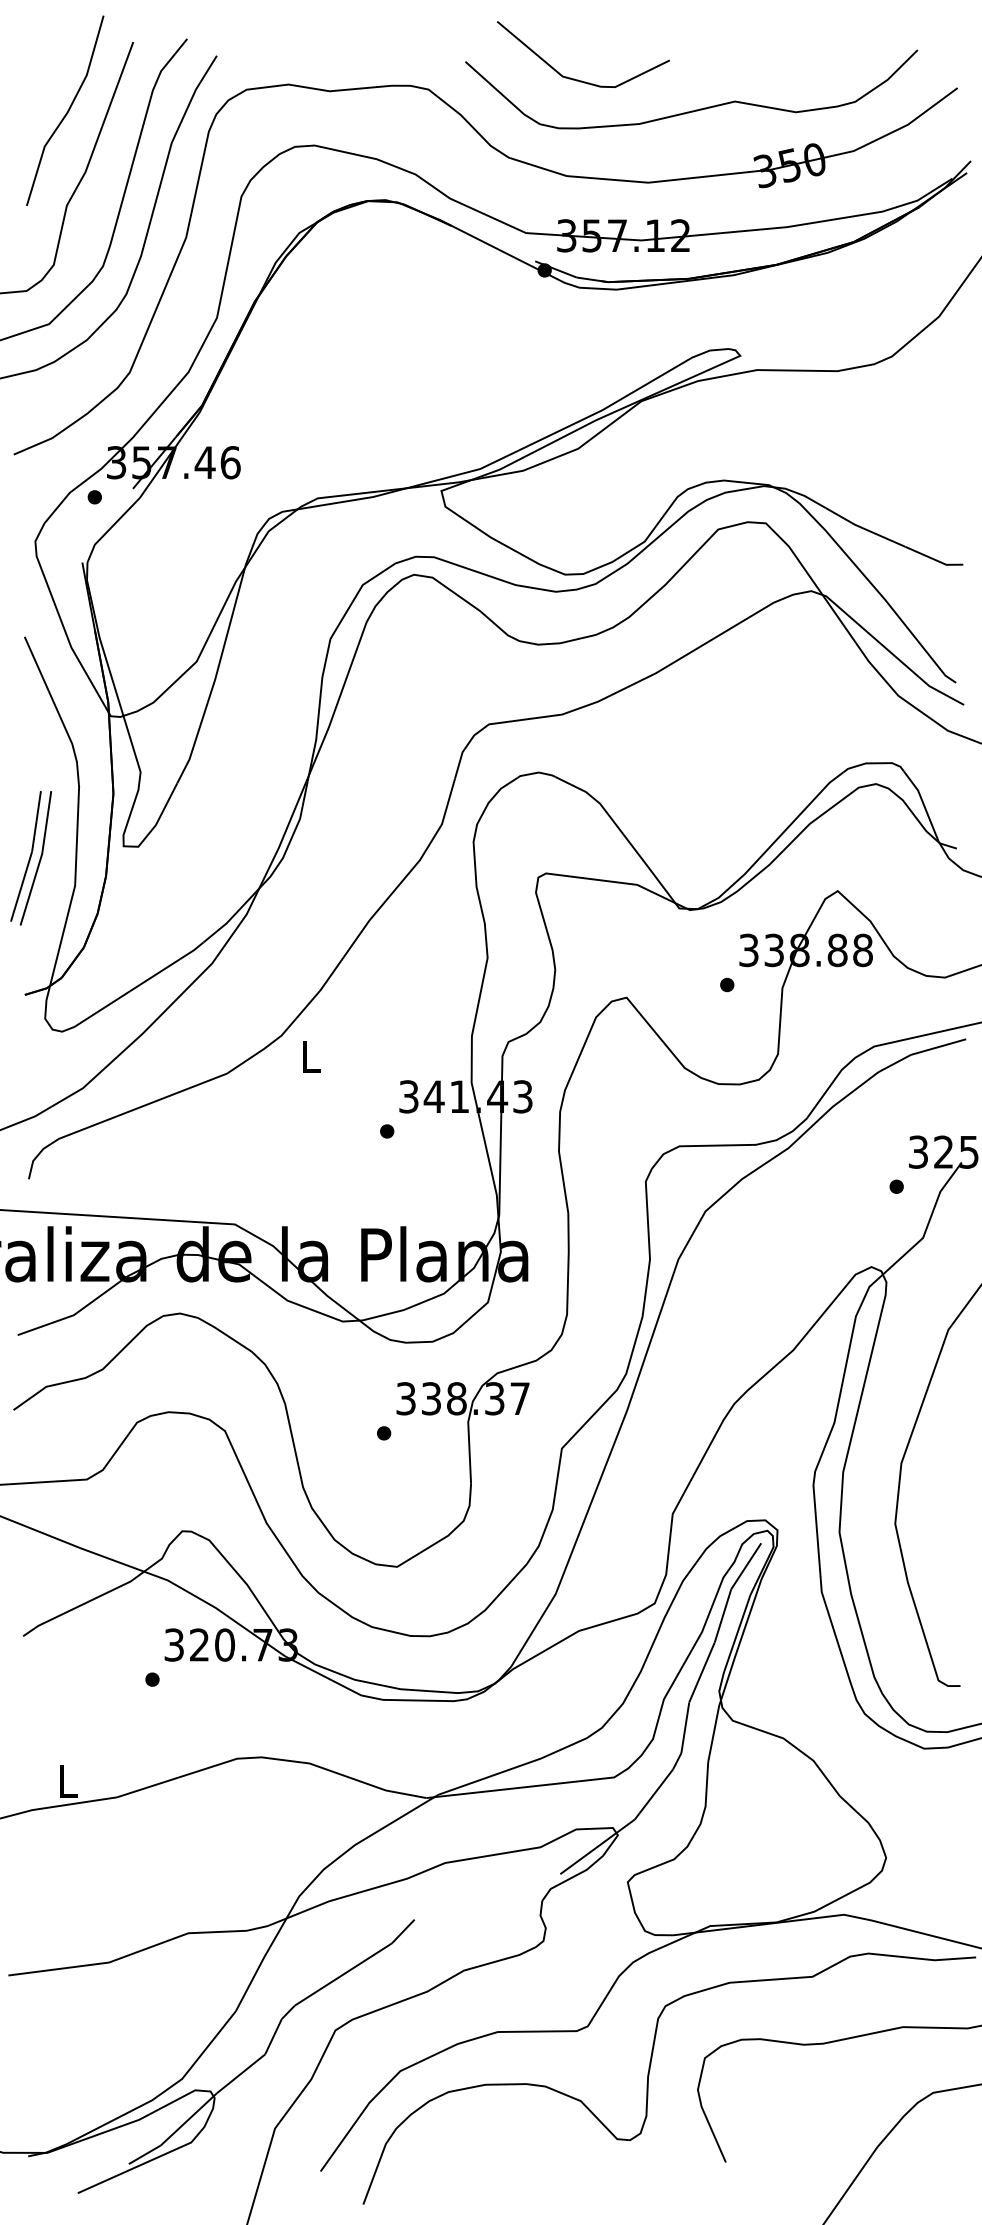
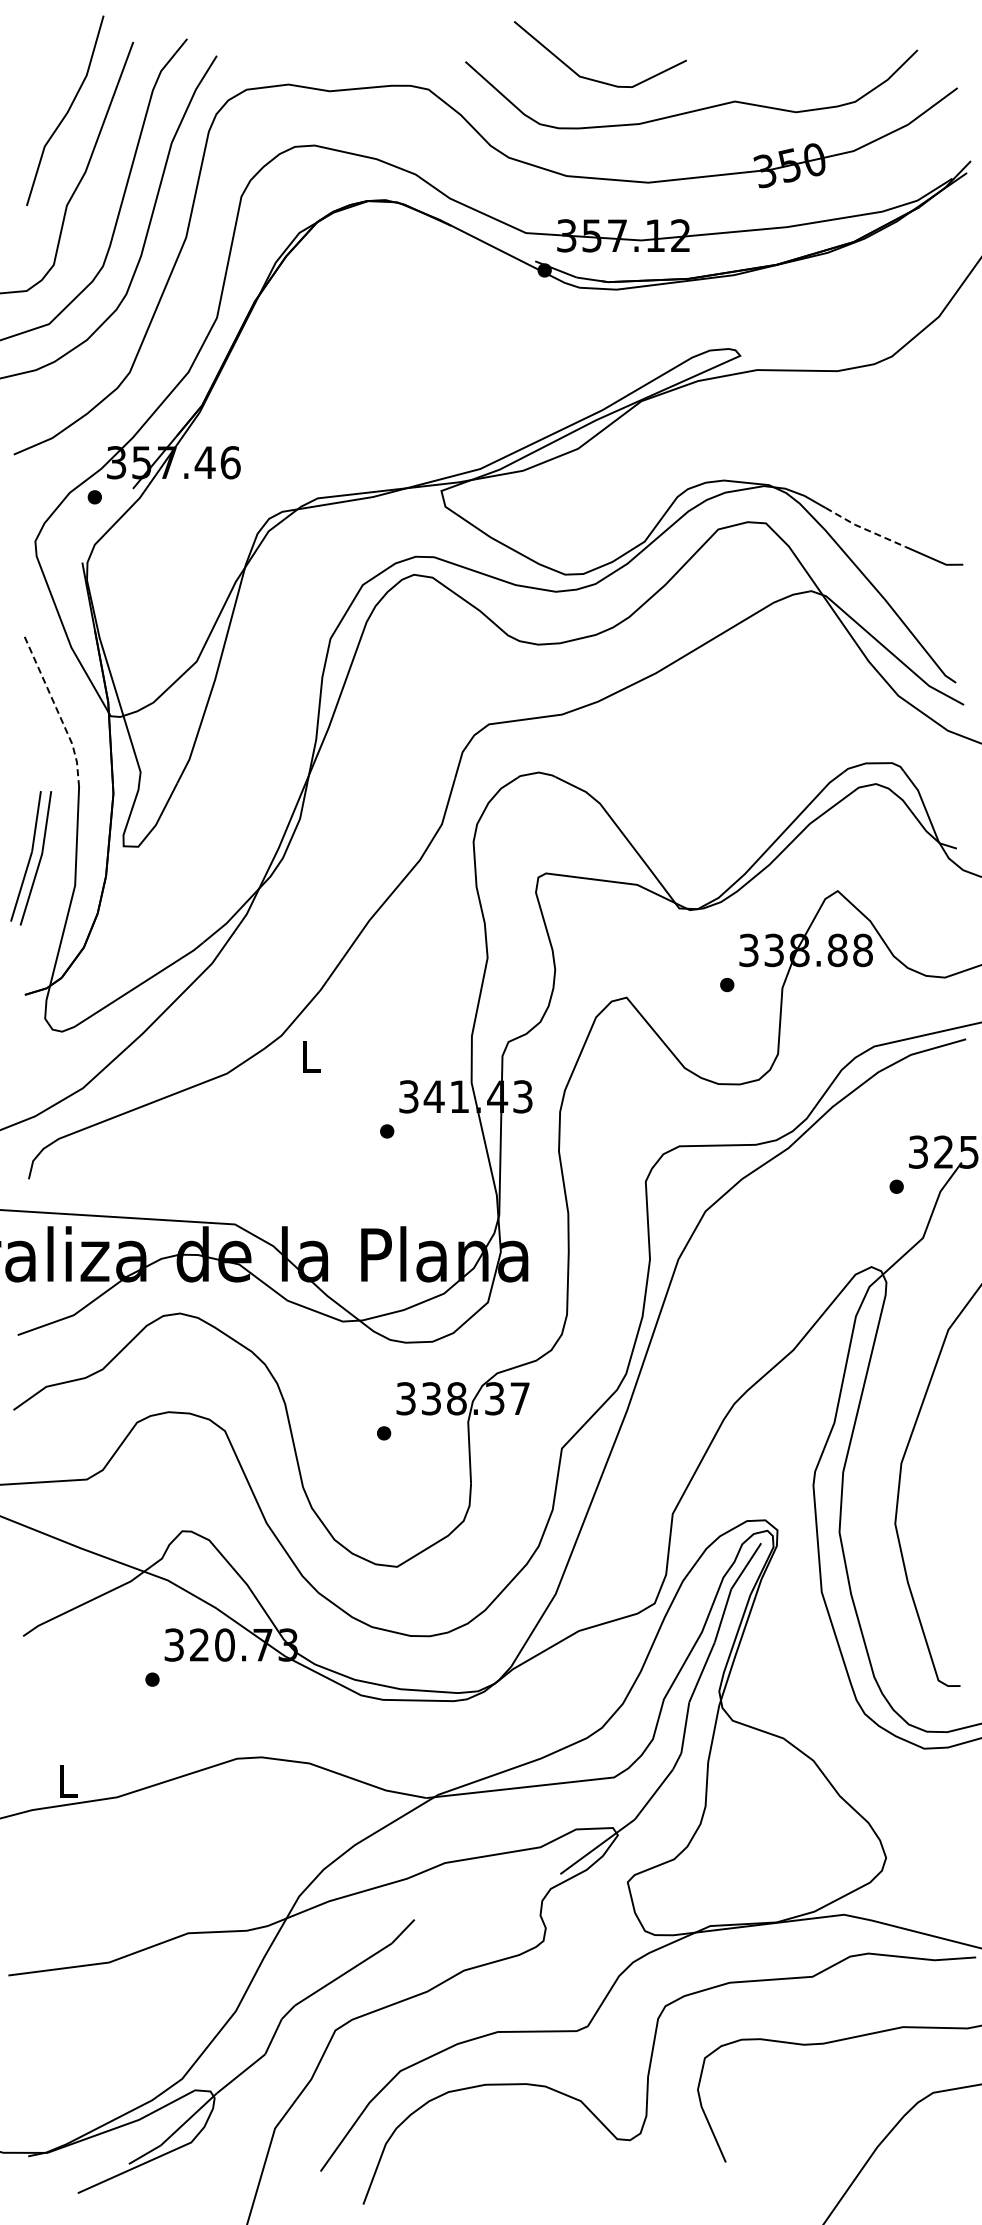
line position: (574, 78) -> (591, 78) (591, 78)
line: solid -> dashed (864, 528)
line: solid -> dashed (57, 710)
